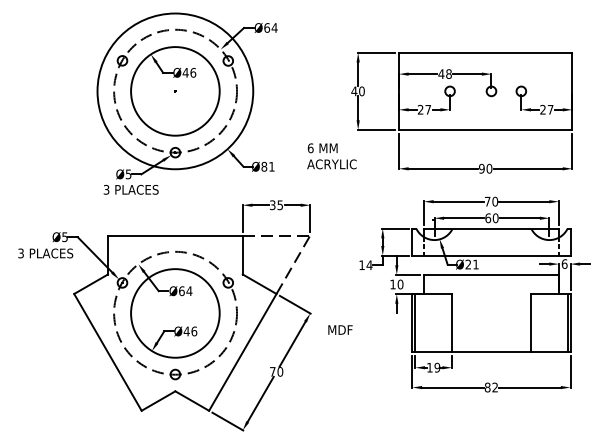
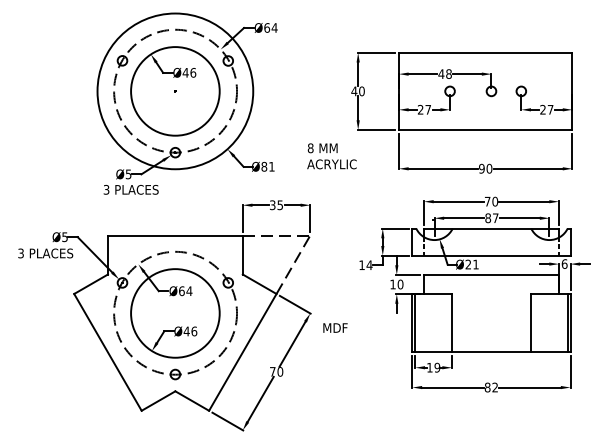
text: 6 -> 8 (310, 147)
text: 60 -> 87 (491, 218)
text position: (340, 329) -> (335, 327) (335, 327)
